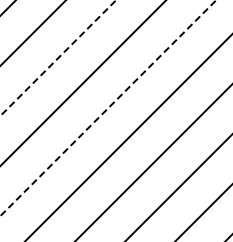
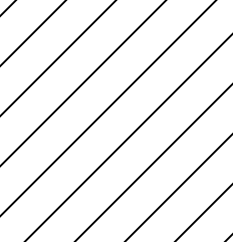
line: dashed -> solid (58, 58)
line: dashed -> solid (108, 107)
